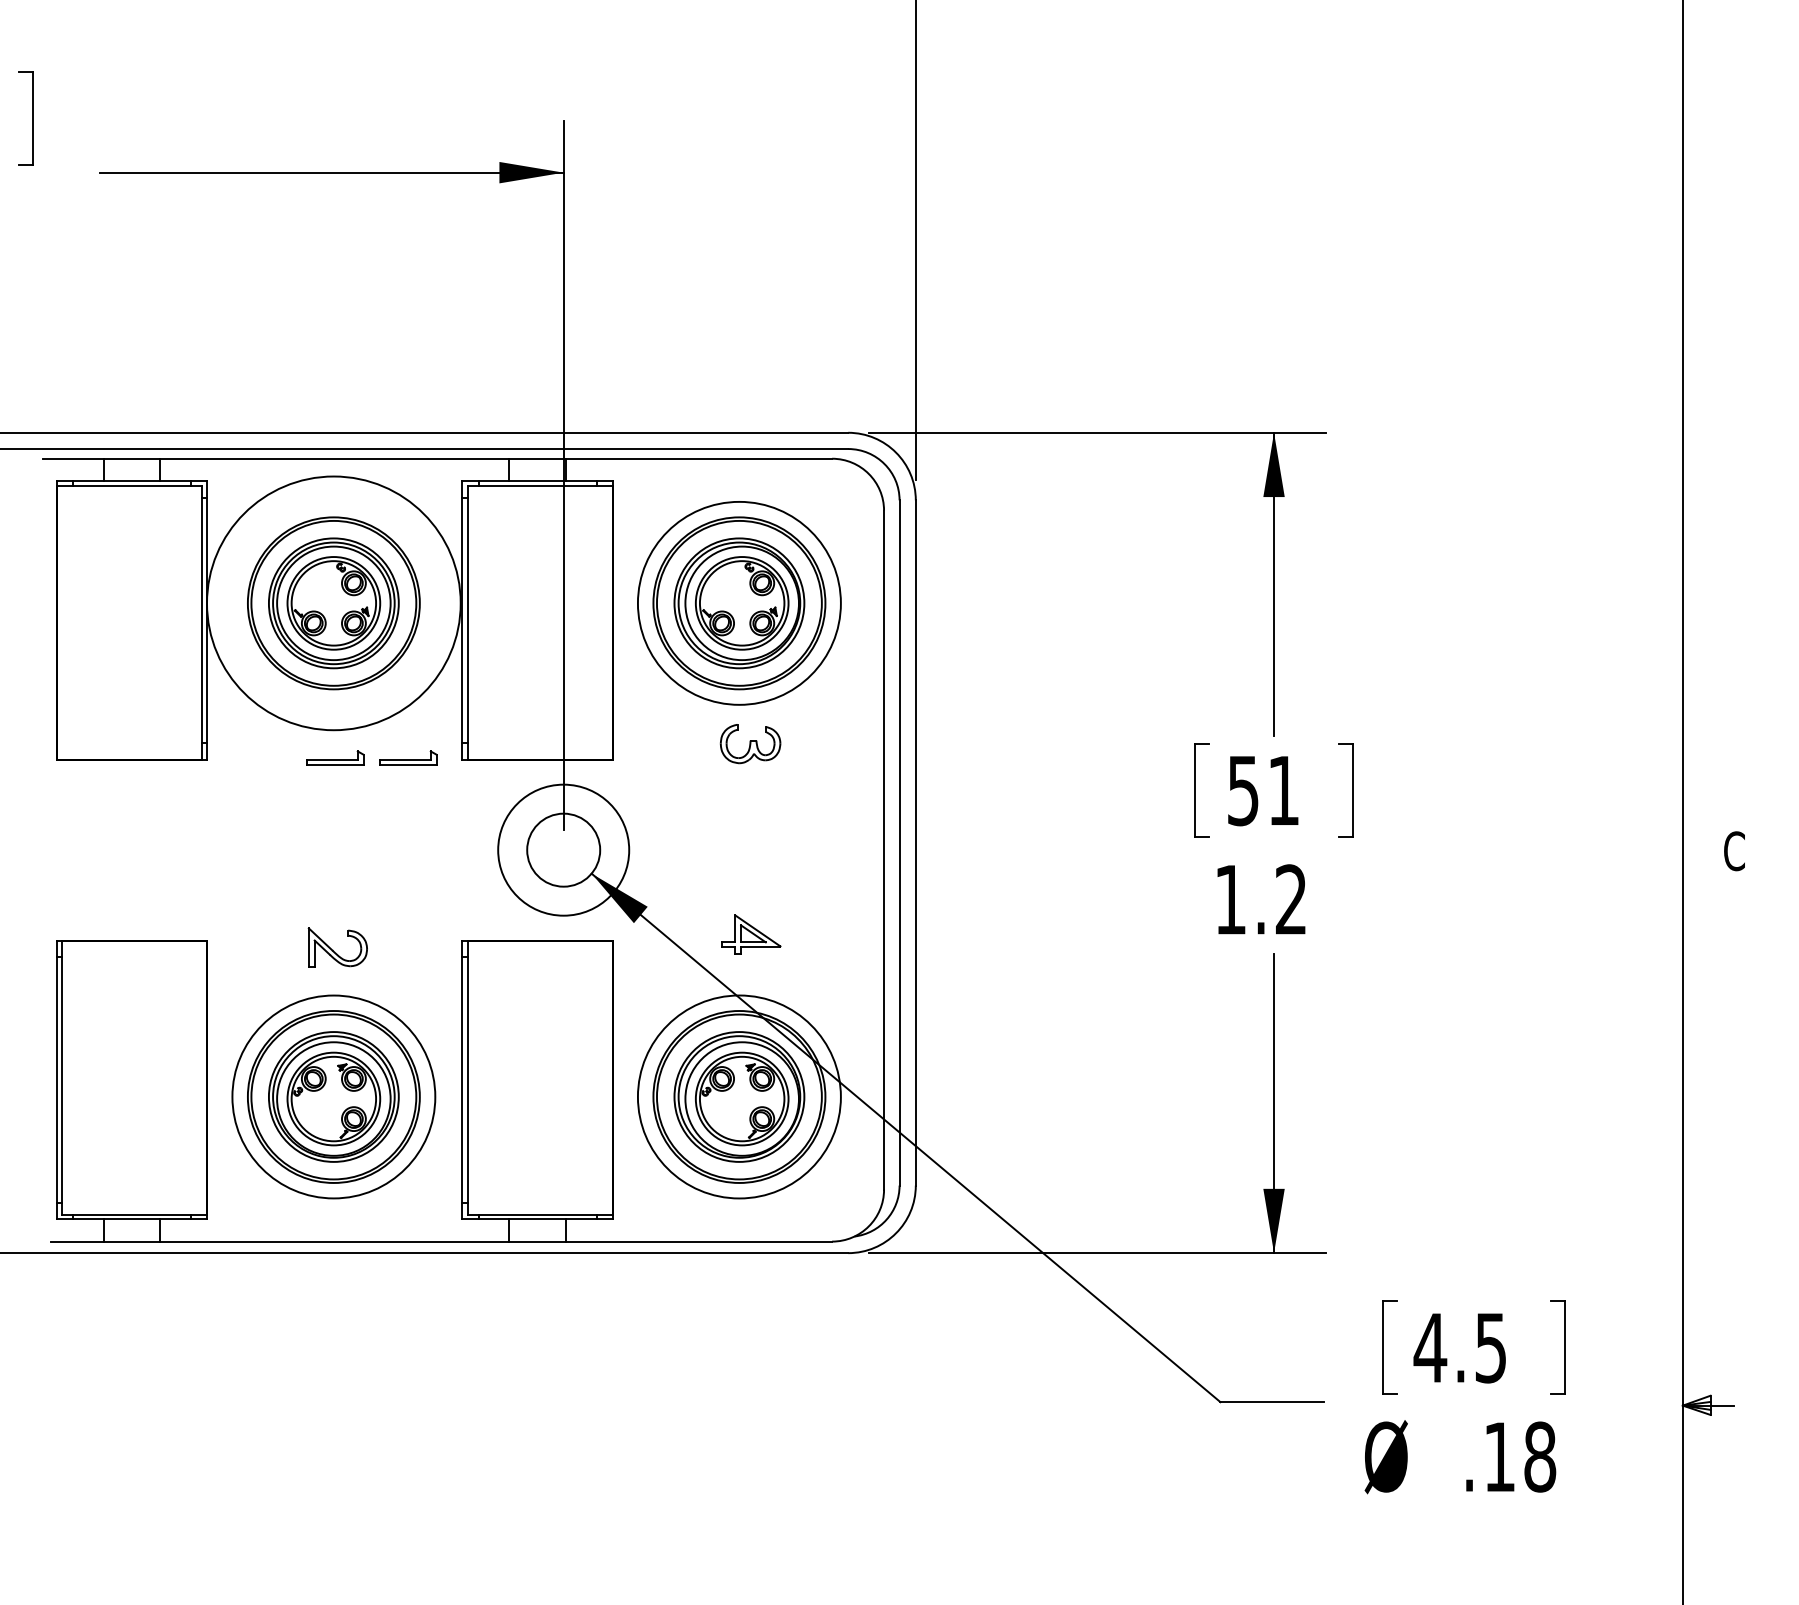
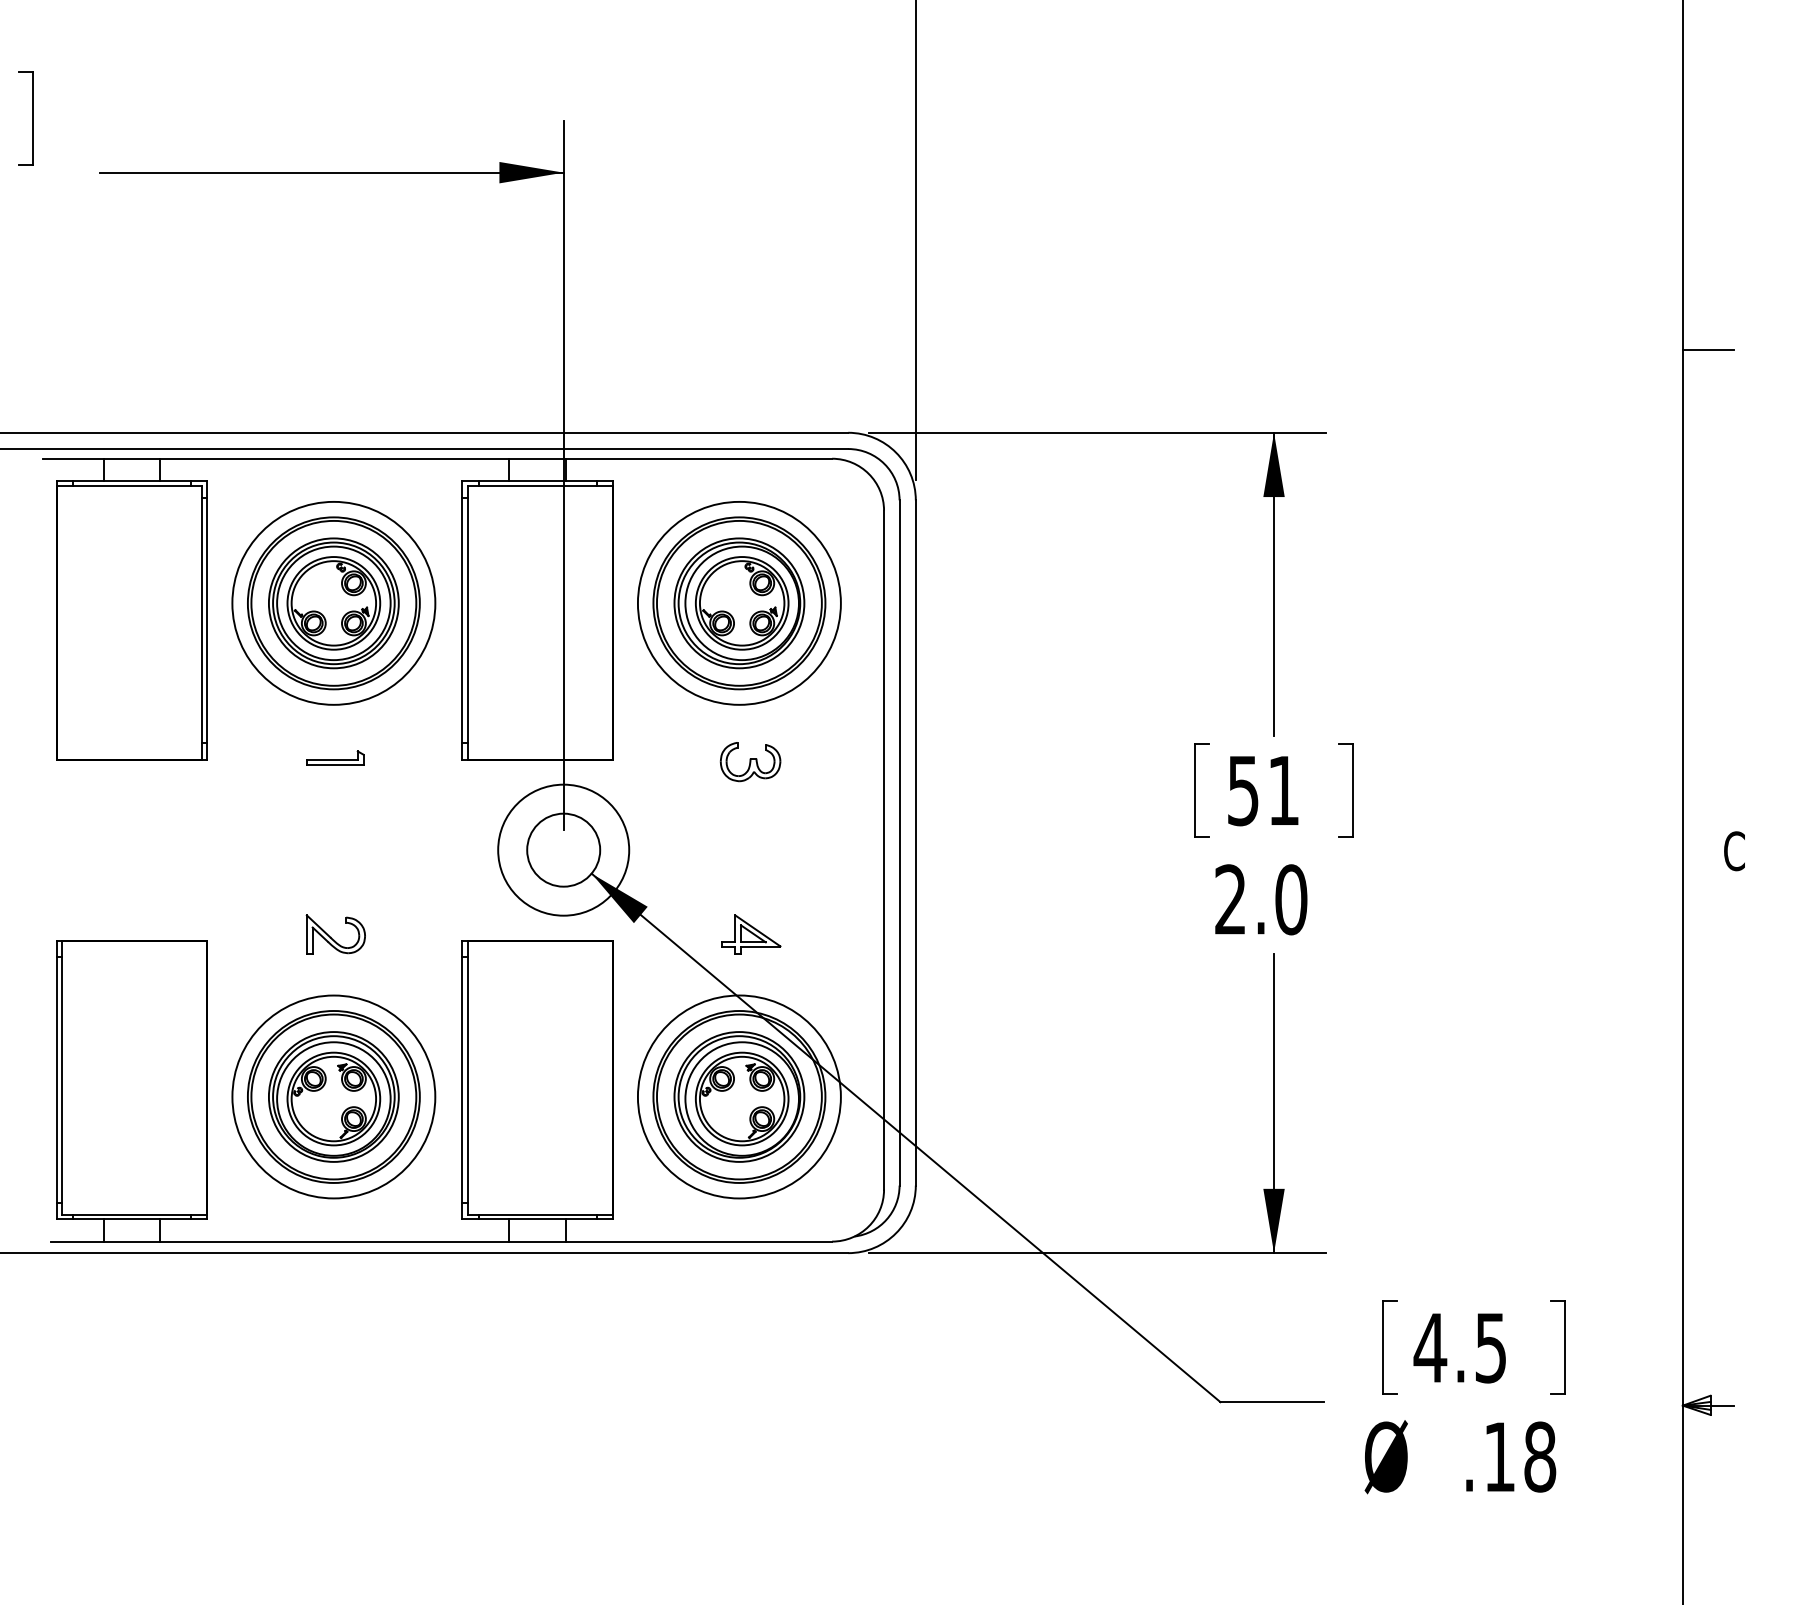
line: none -> present (1708, 349)
circle diameter: 254 px -> 203 px (333, 602)
part position: (750, 744) -> (750, 762) (750, 762)
part: present -> none (408, 757)
text: 1.2 -> 2.0 (1261, 899)
part position: (337, 947) -> (335, 934) (335, 934)
